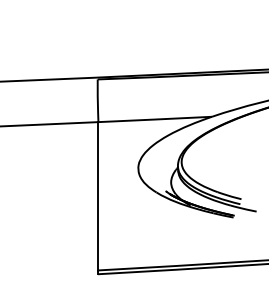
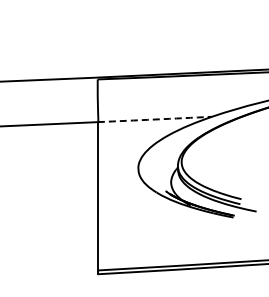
arc: solid -> dashed (154, 119)
